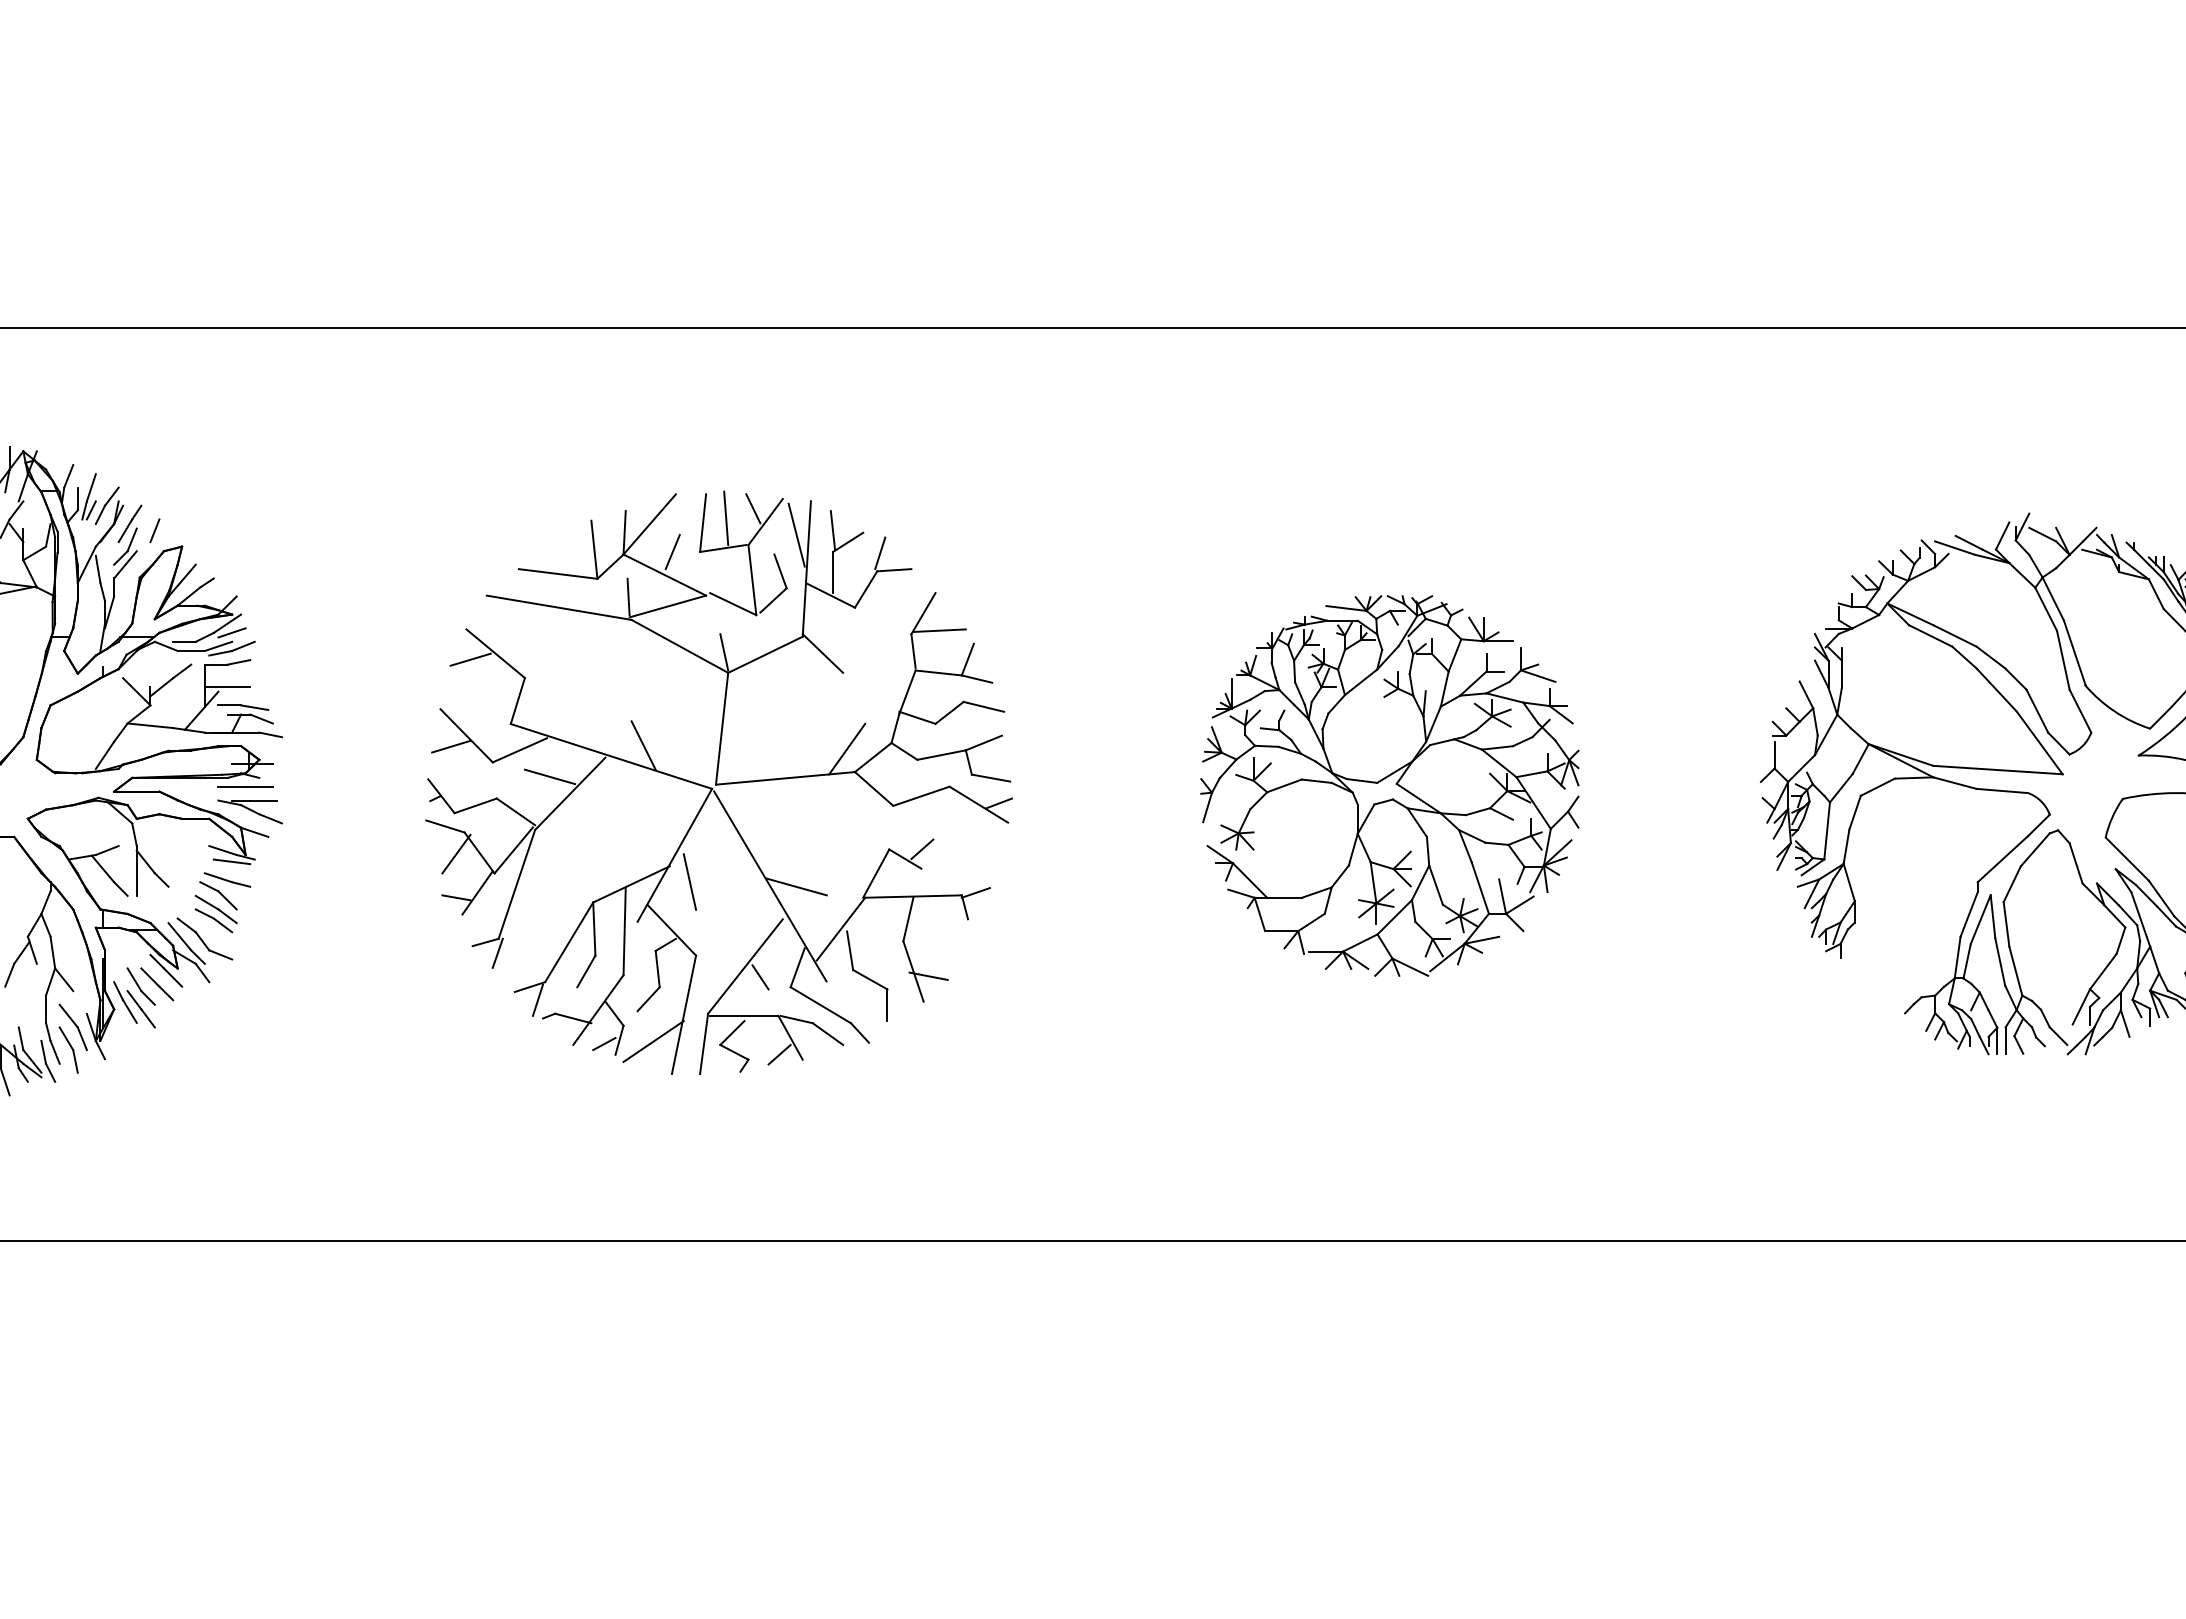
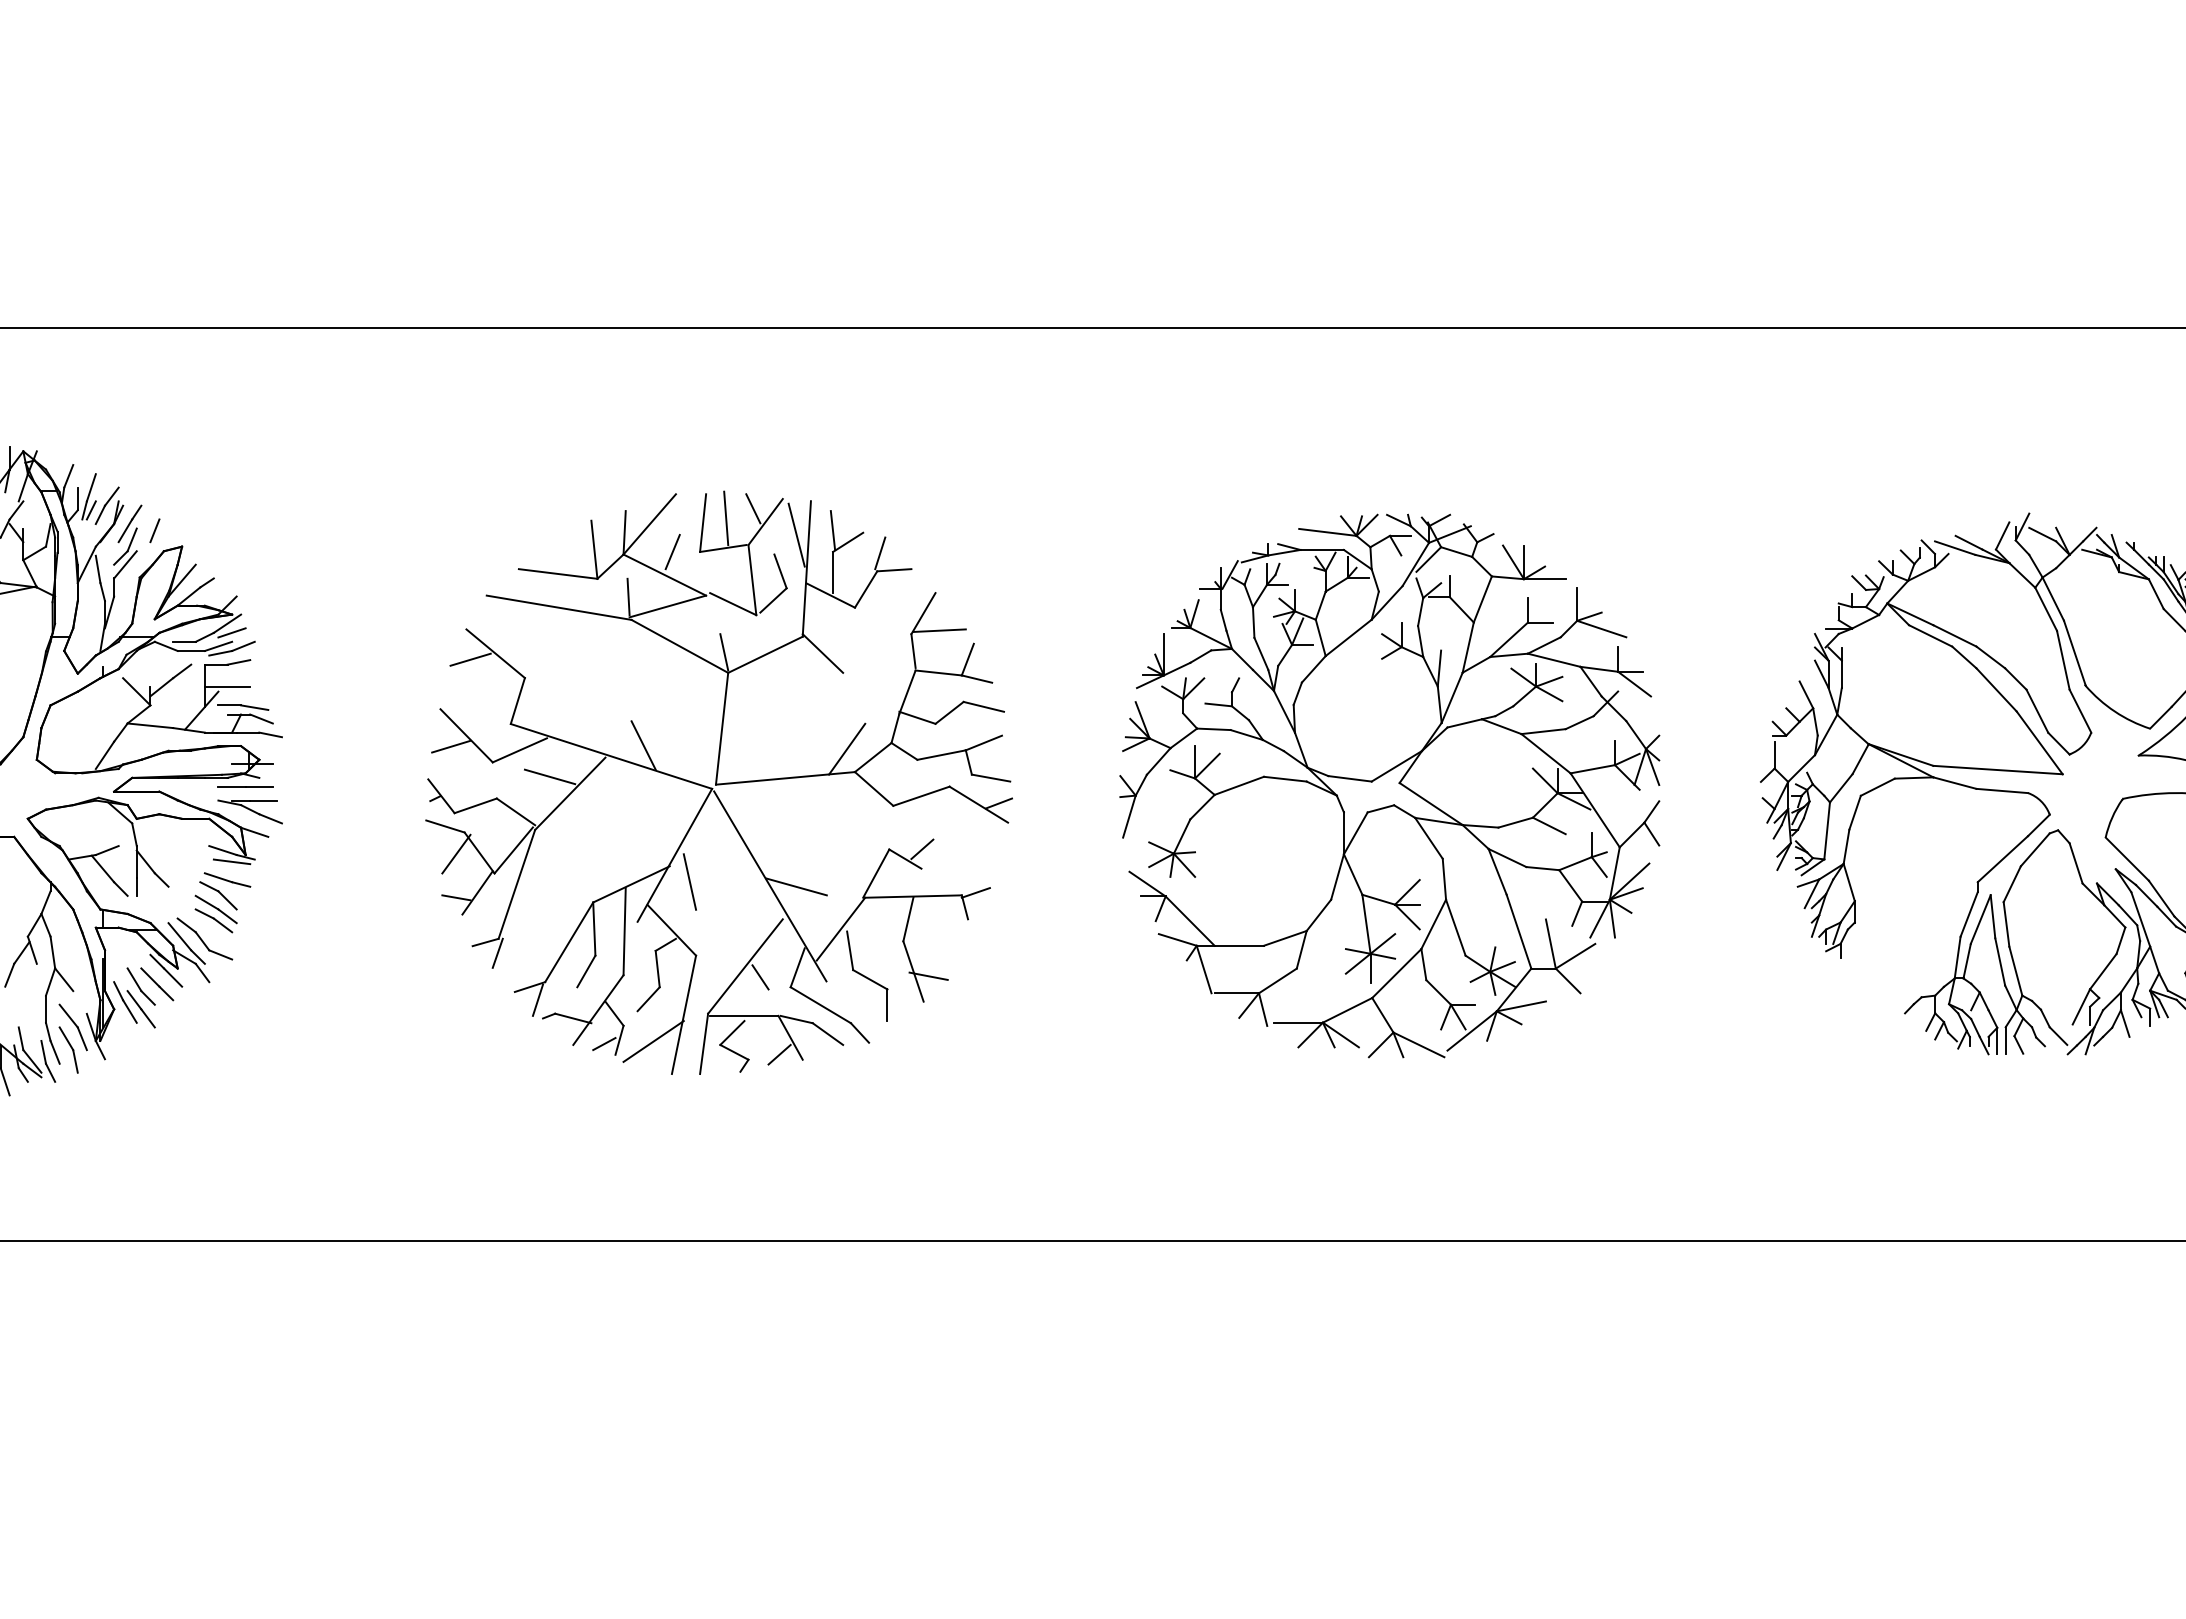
part size: 380x382 px -> 542x546 px (1389, 785)
